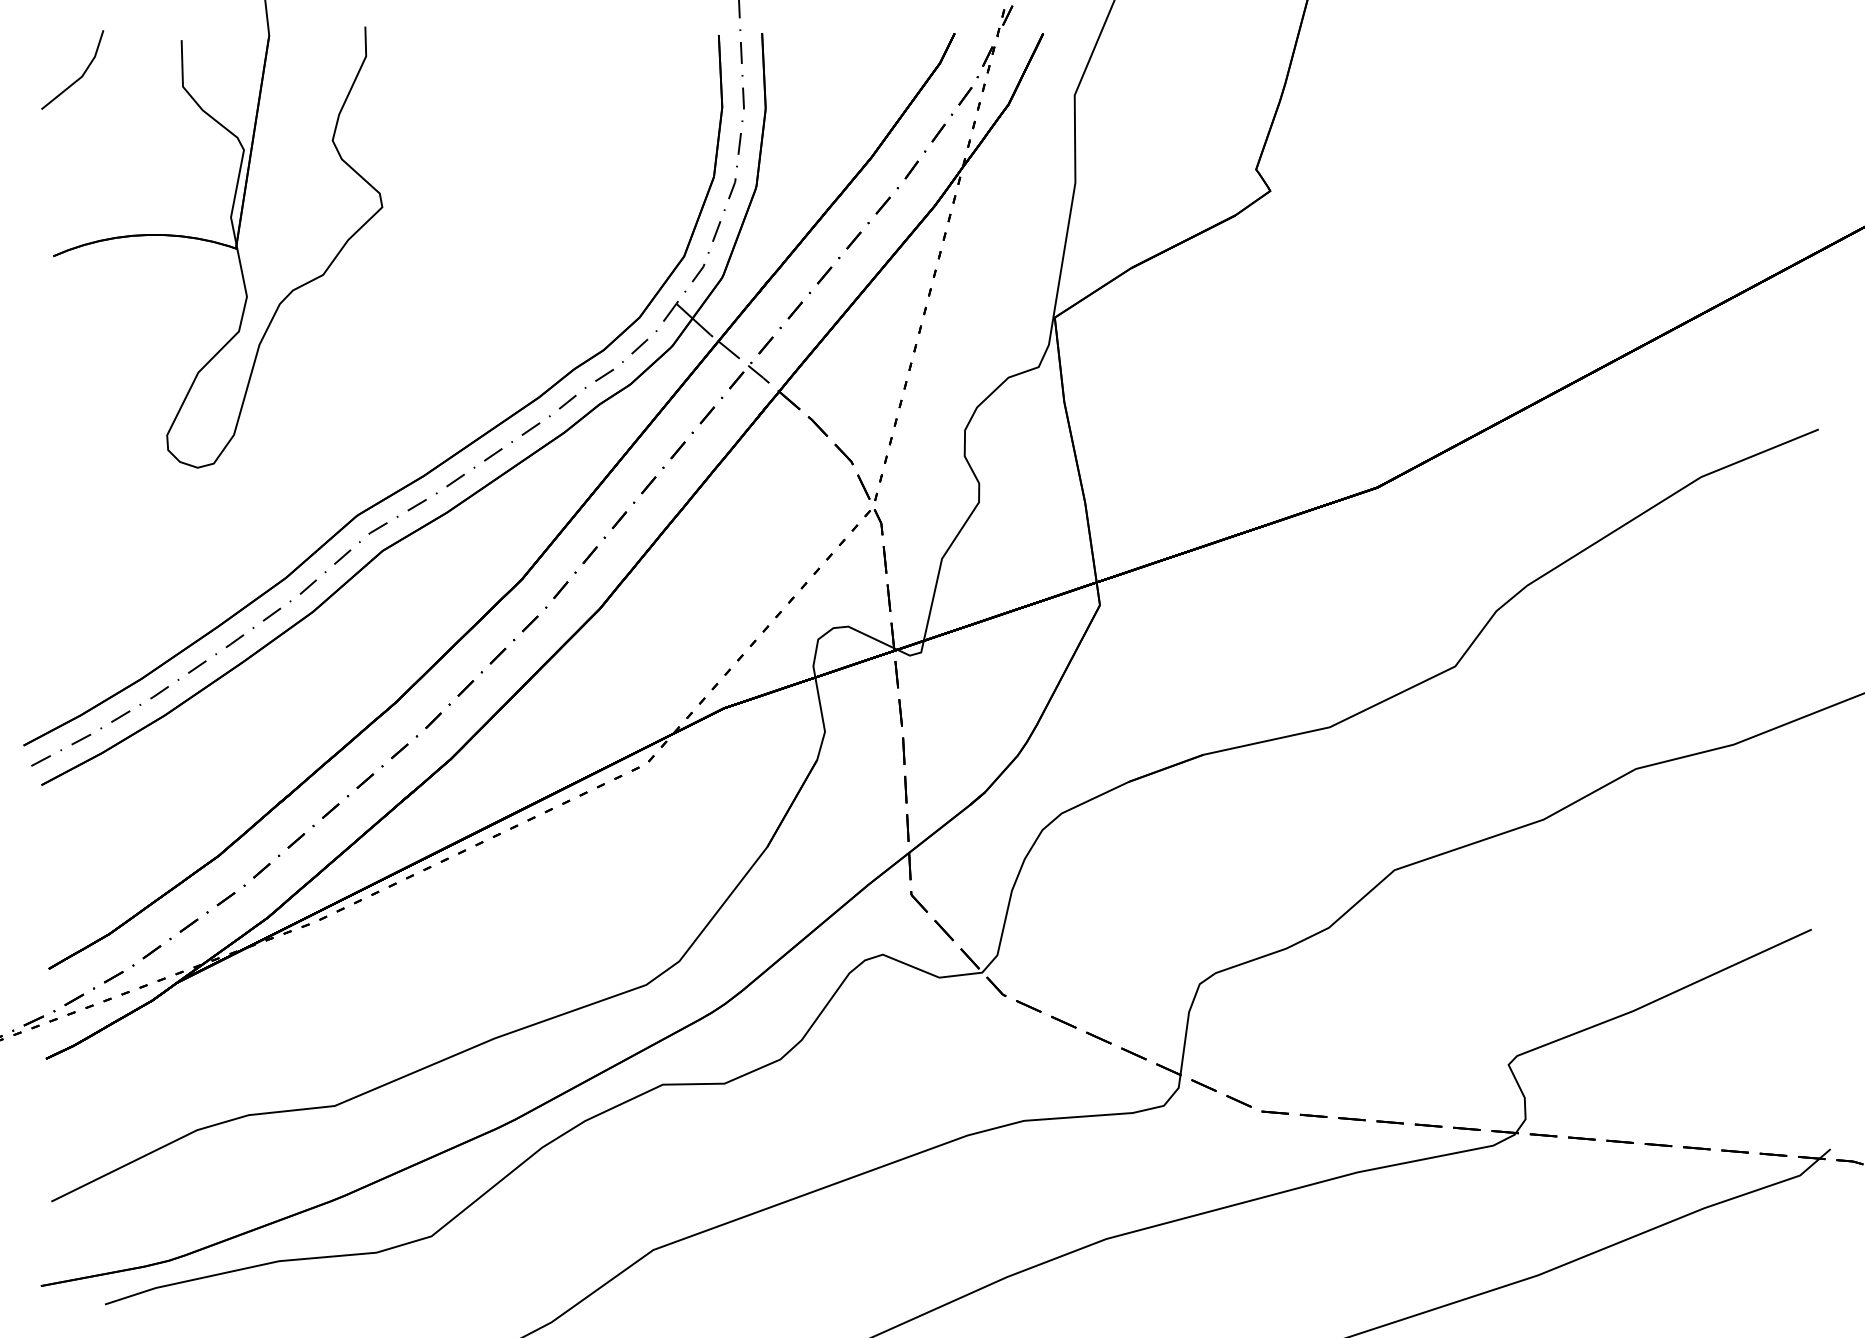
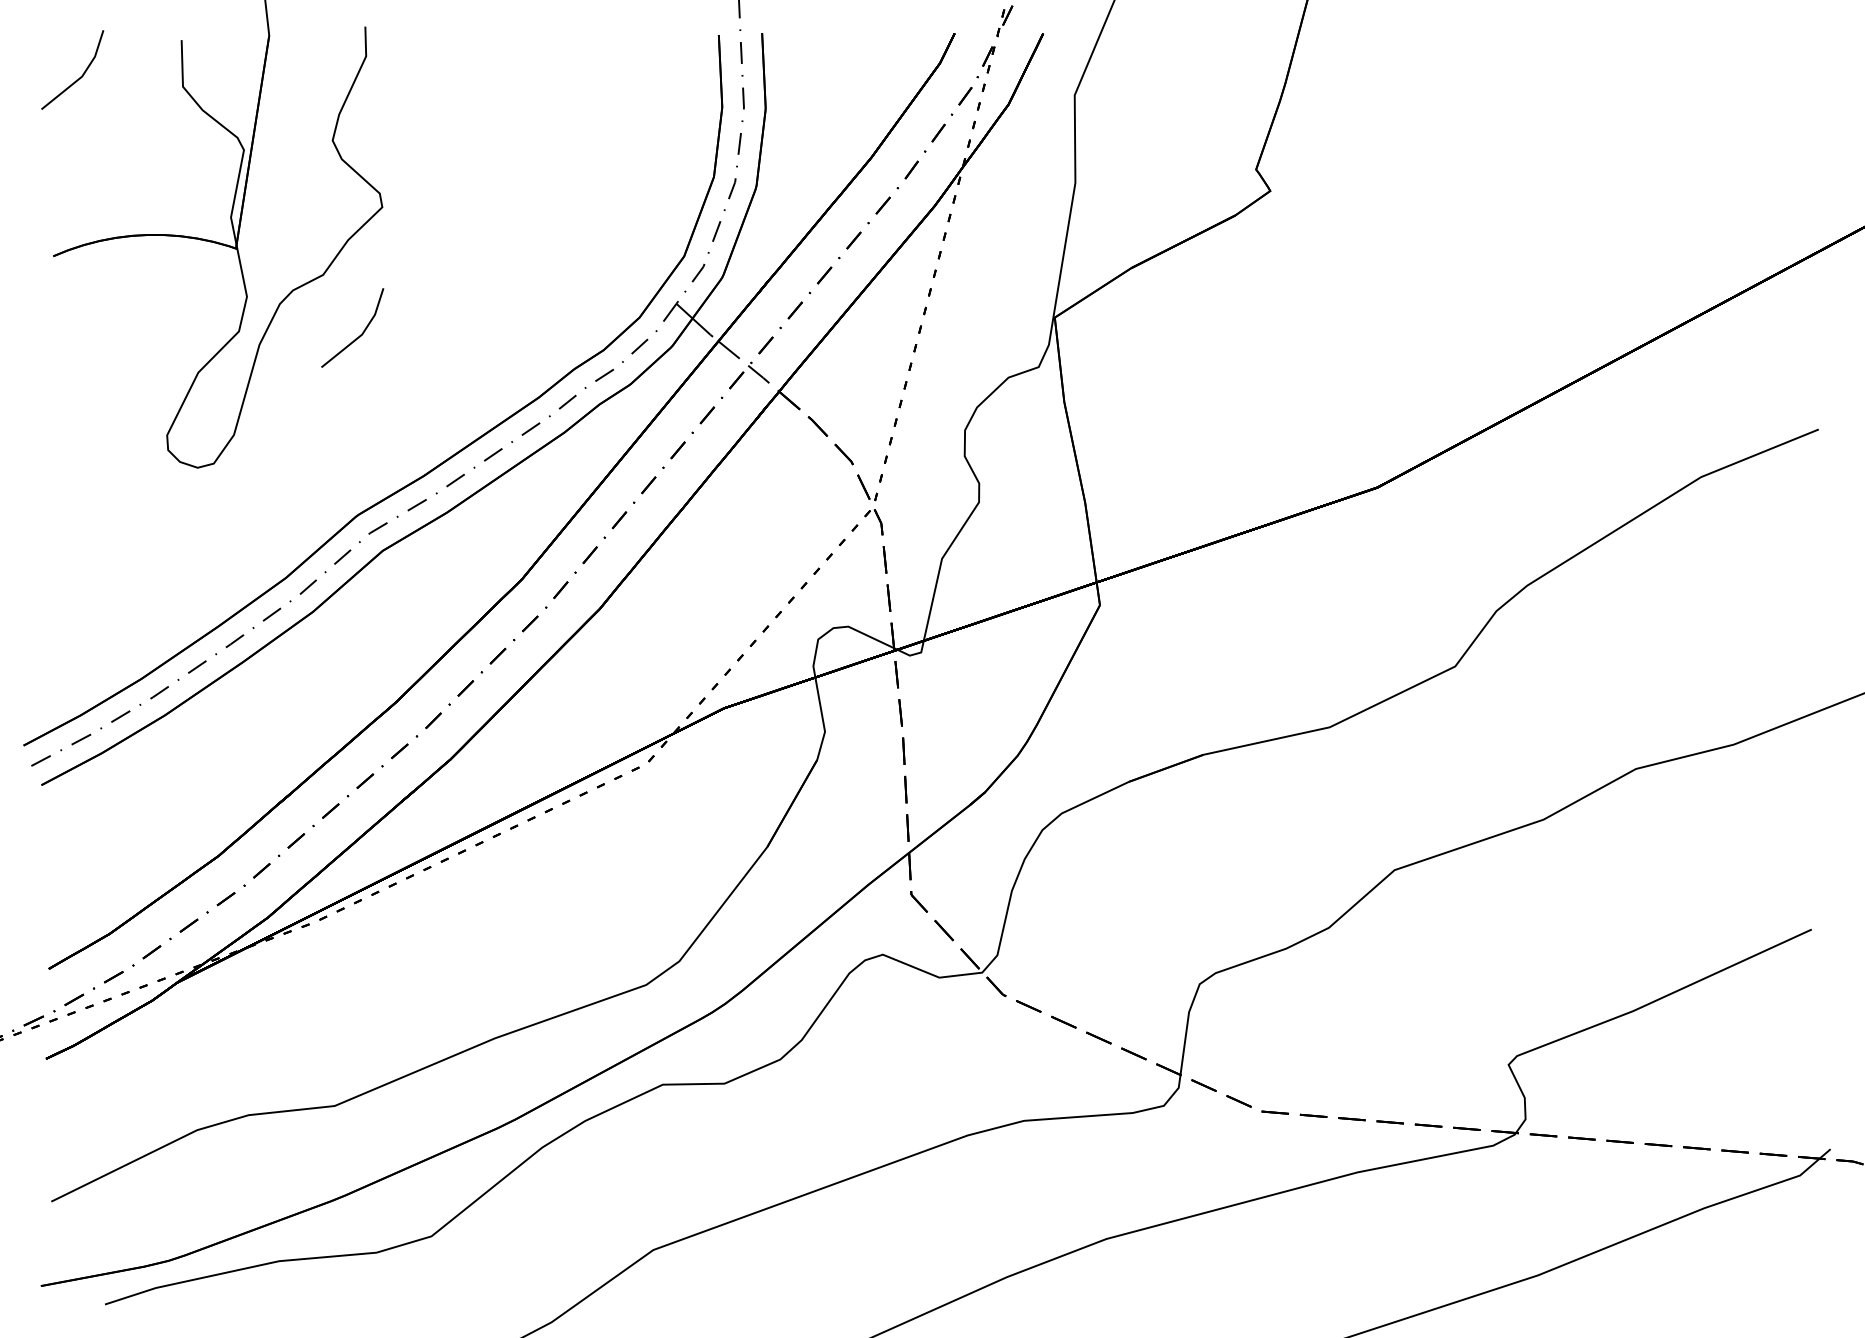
line: none -> present (360, 334)
